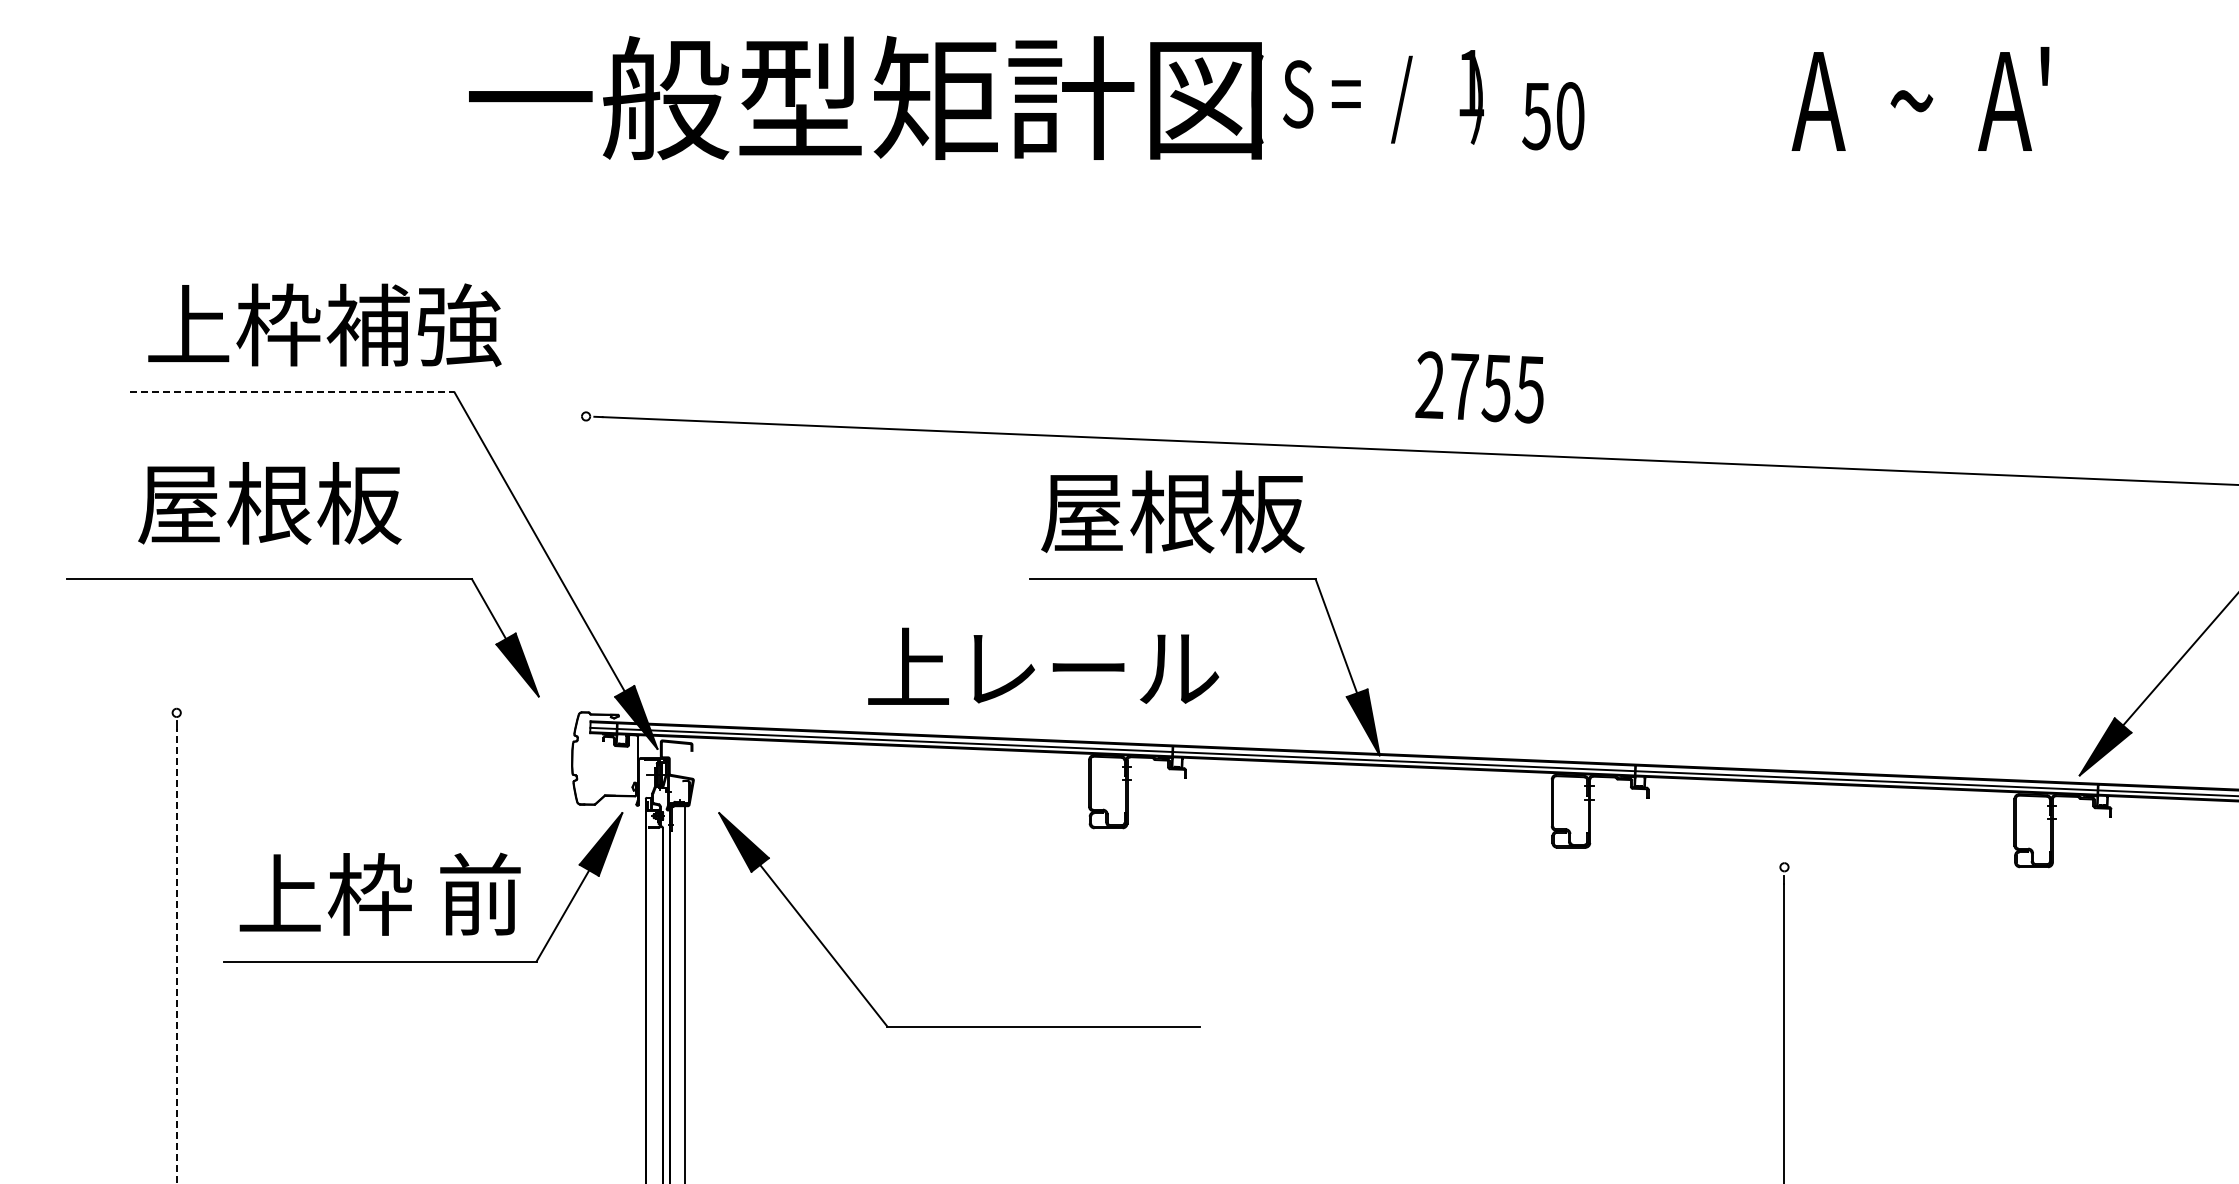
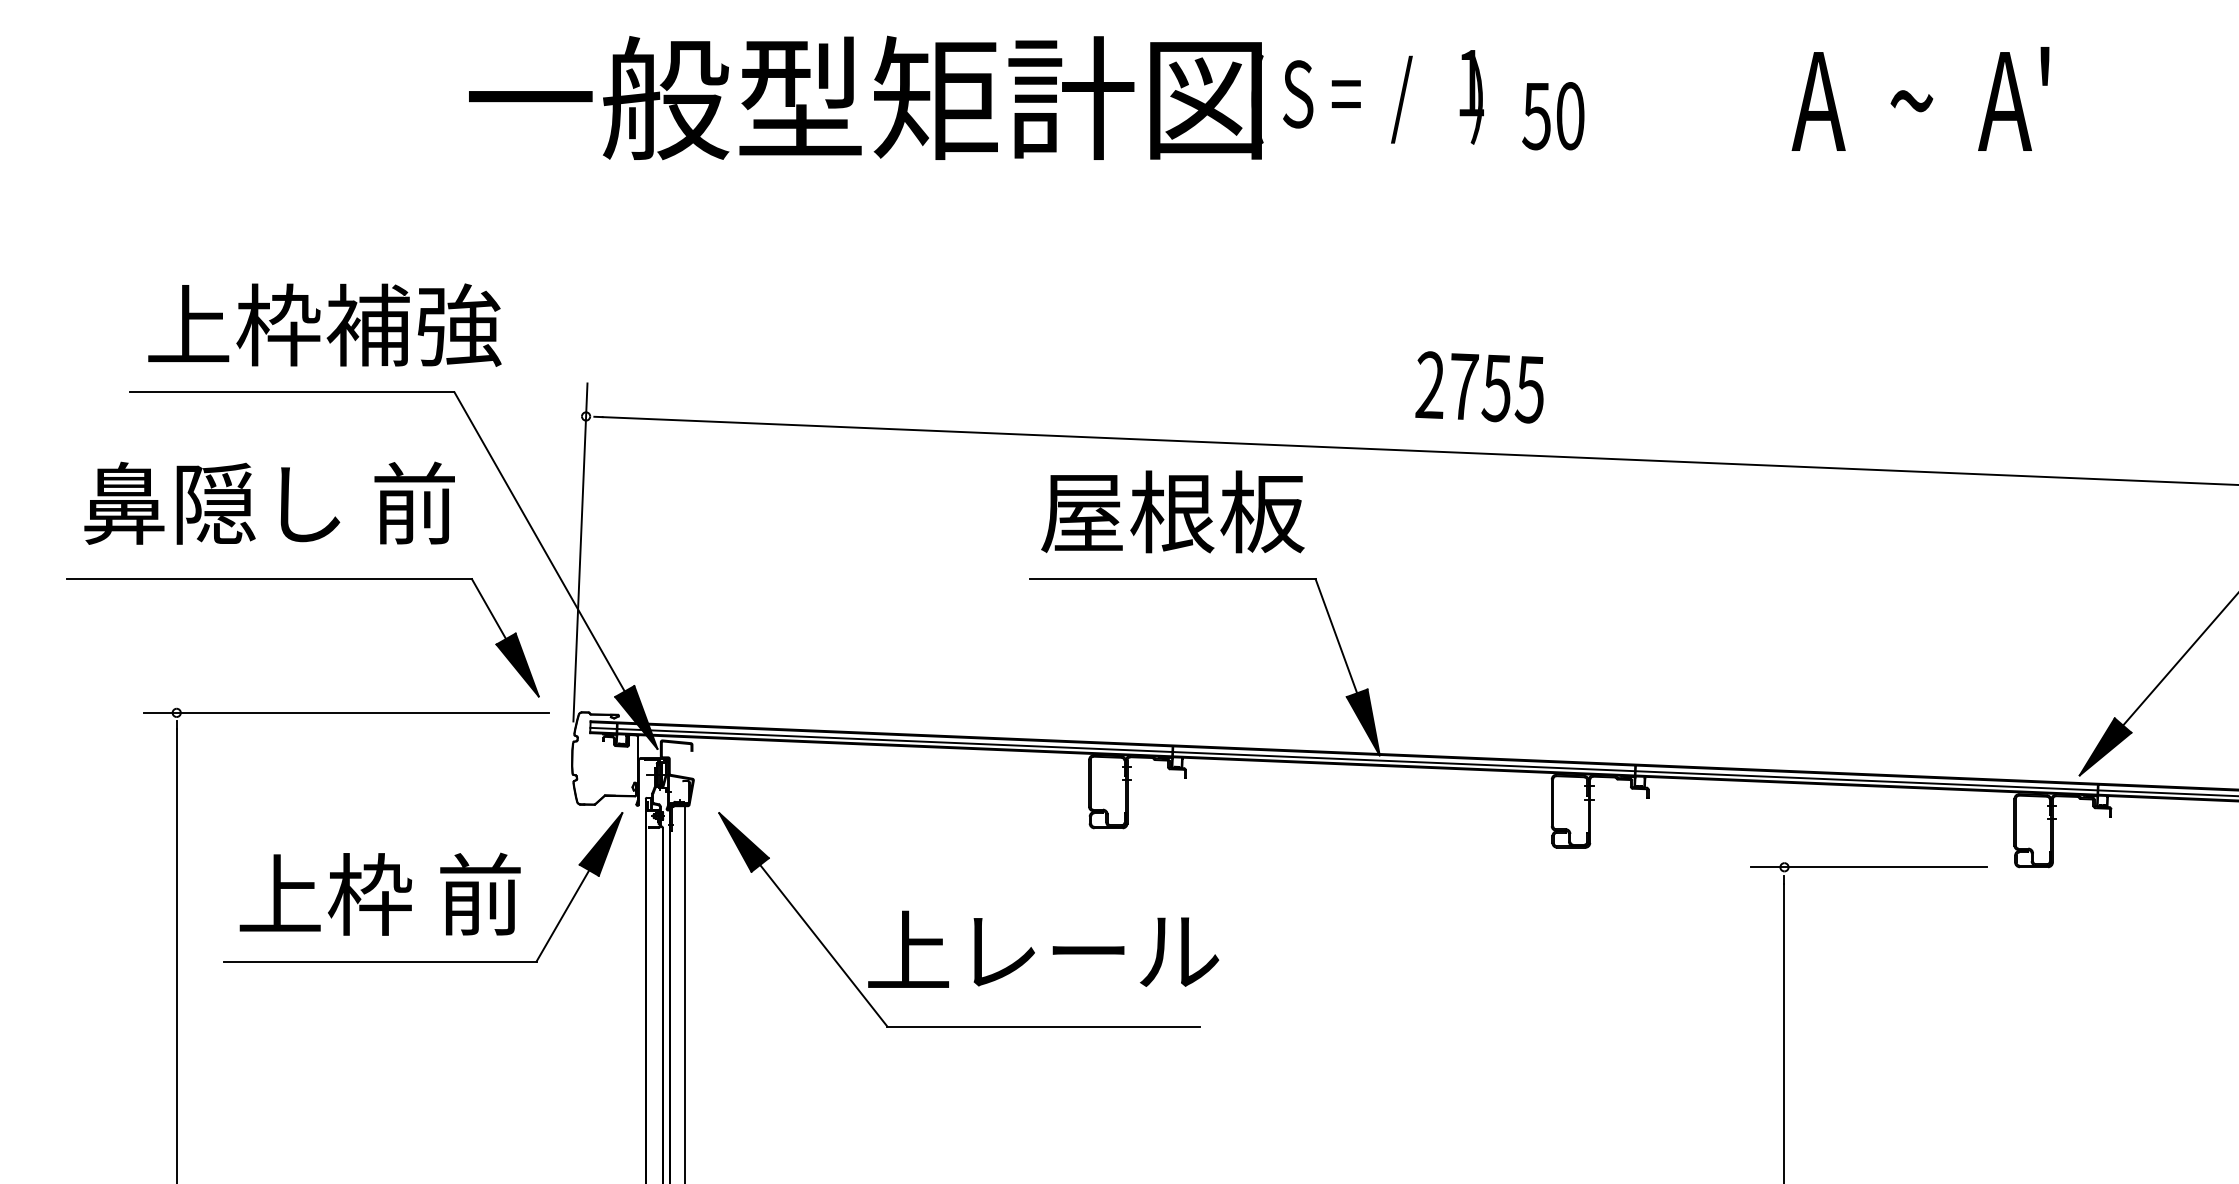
line: dashed -> solid (292, 392)
text: 屋根板 -> 鼻隠し 前 (269, 502)
line: none -> present (580, 552)
text position: (1043, 665) -> (1043, 948) (1043, 948)
line: none -> present (346, 712)
line: none -> present (1868, 867)
line: dashed -> solid (176, 956)
